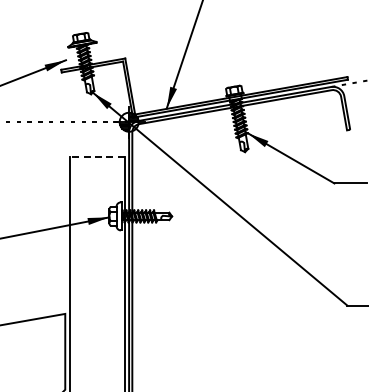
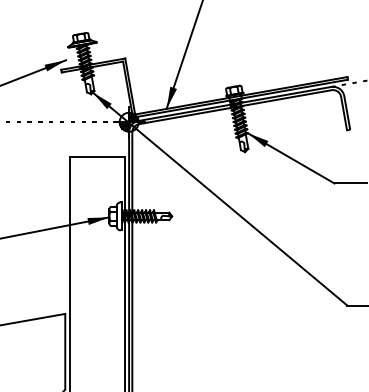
line: dashed -> solid (96, 157)
